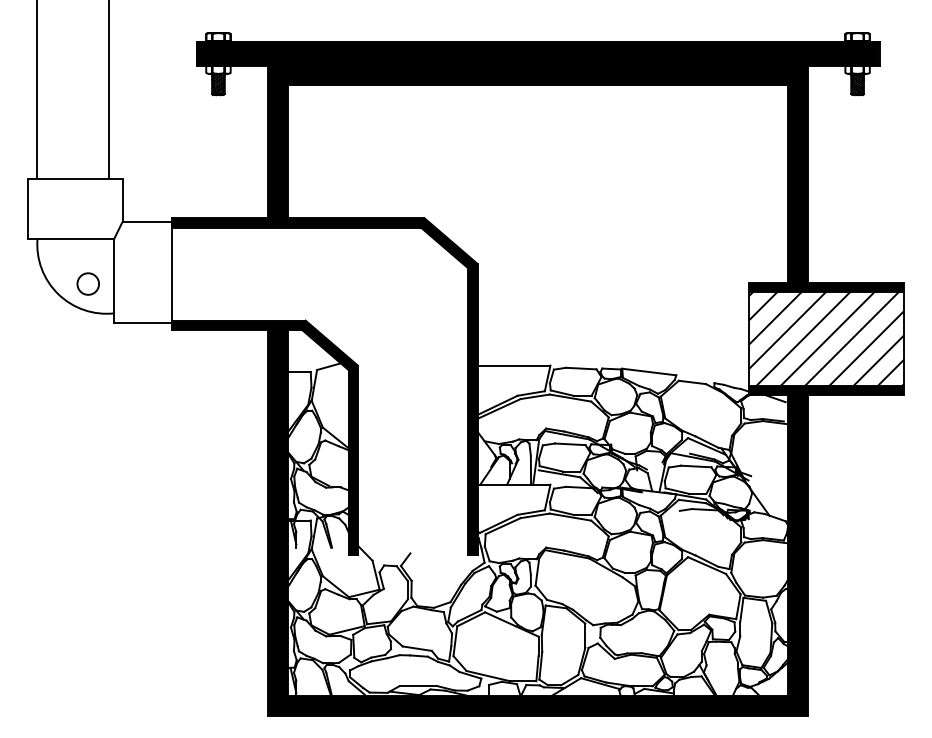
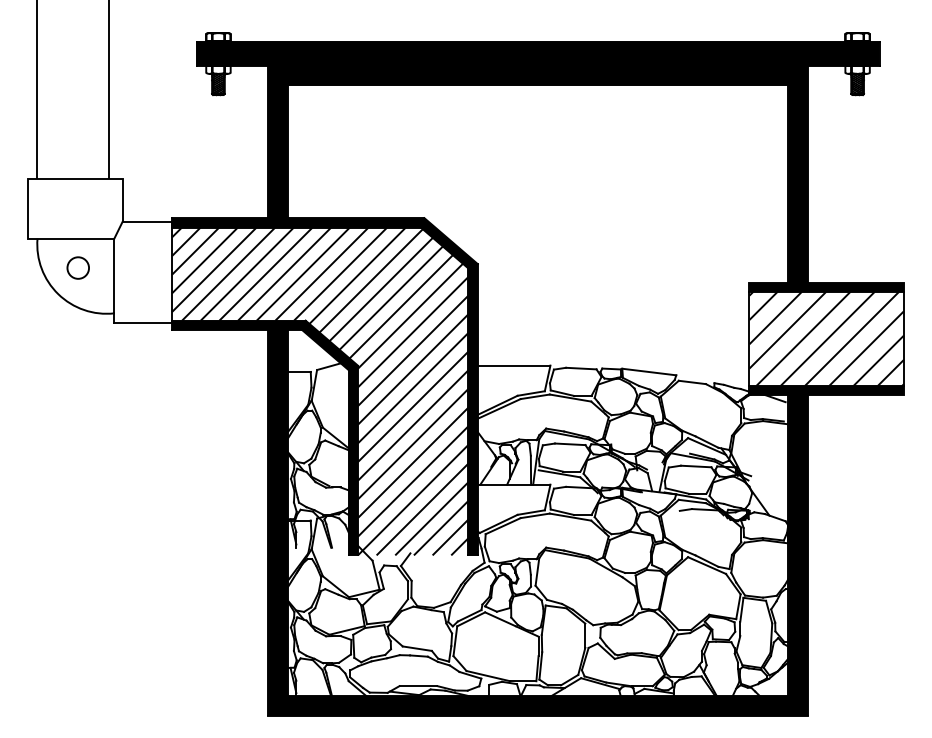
circle position: (87, 283) -> (77, 267) (77, 267)
hatch: none -> present (320, 391)
